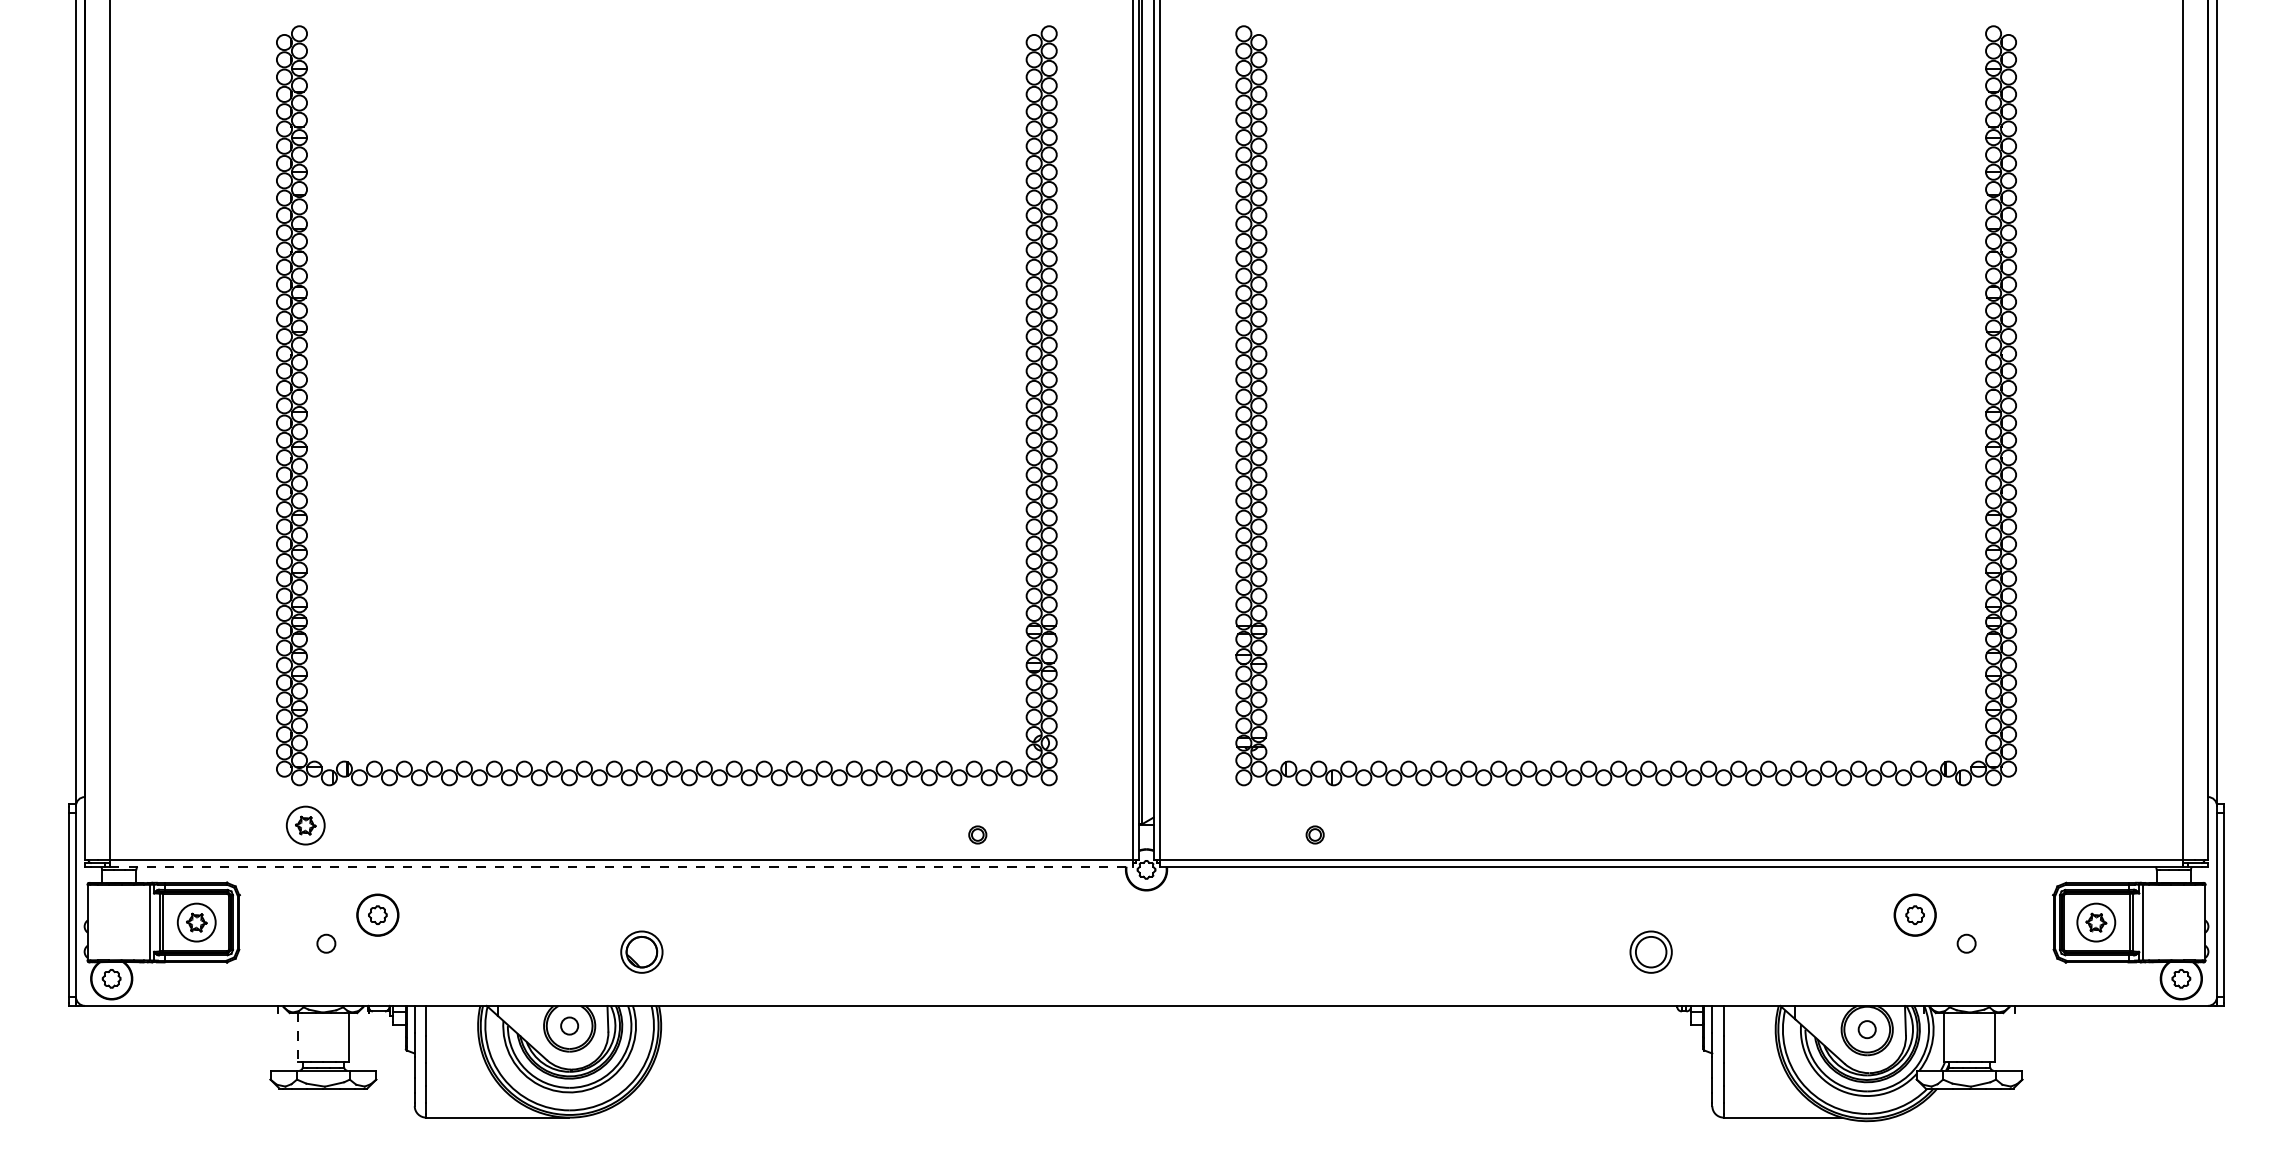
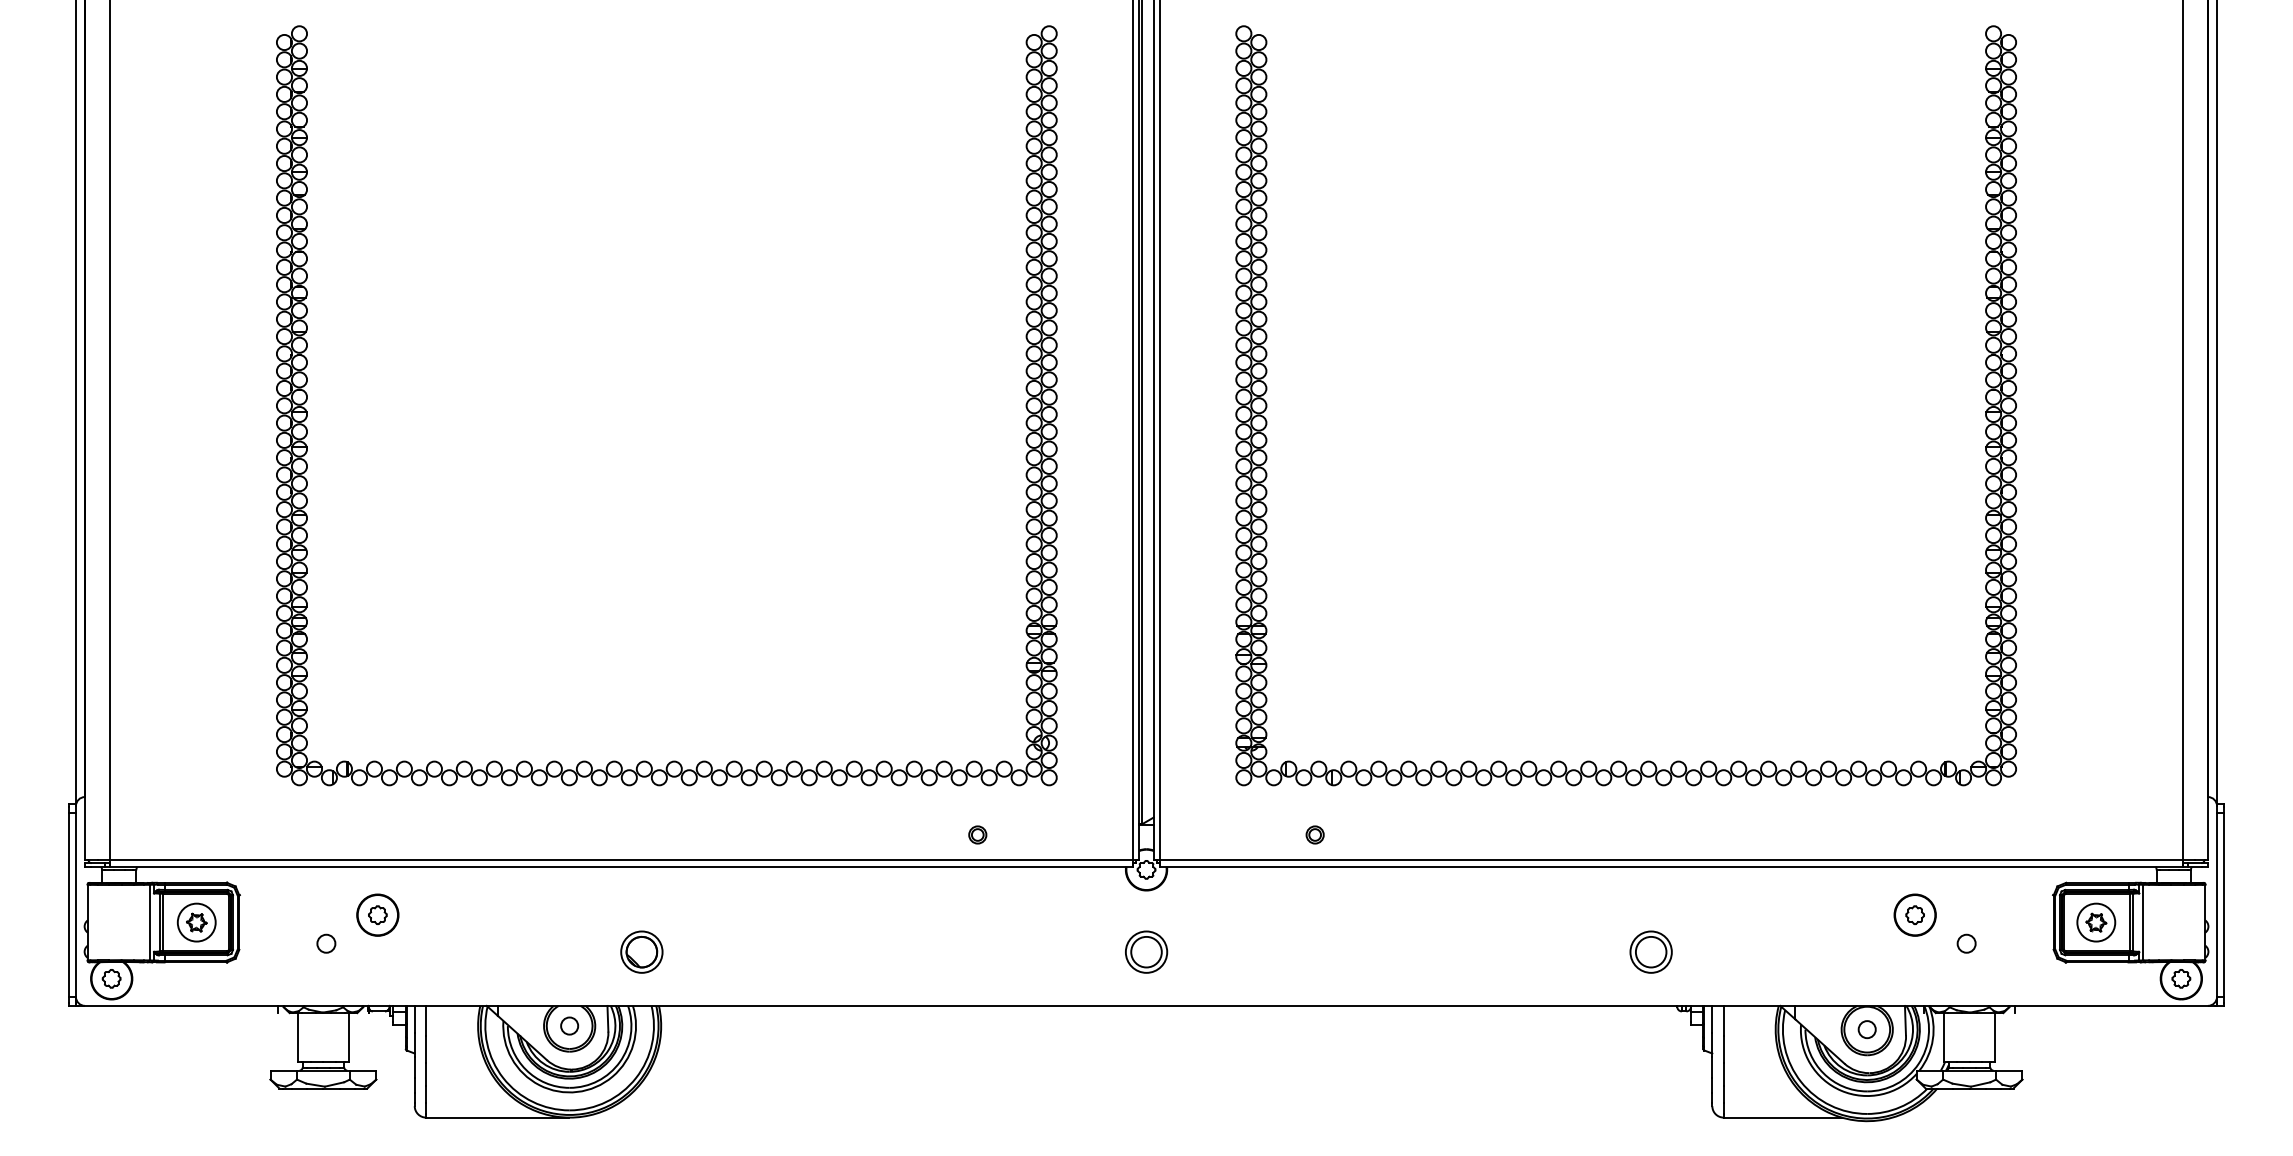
part: present -> none (305, 825)
line: dashed -> solid (622, 866)
part: none -> present (1146, 951)
line: dashed -> solid (298, 1037)
